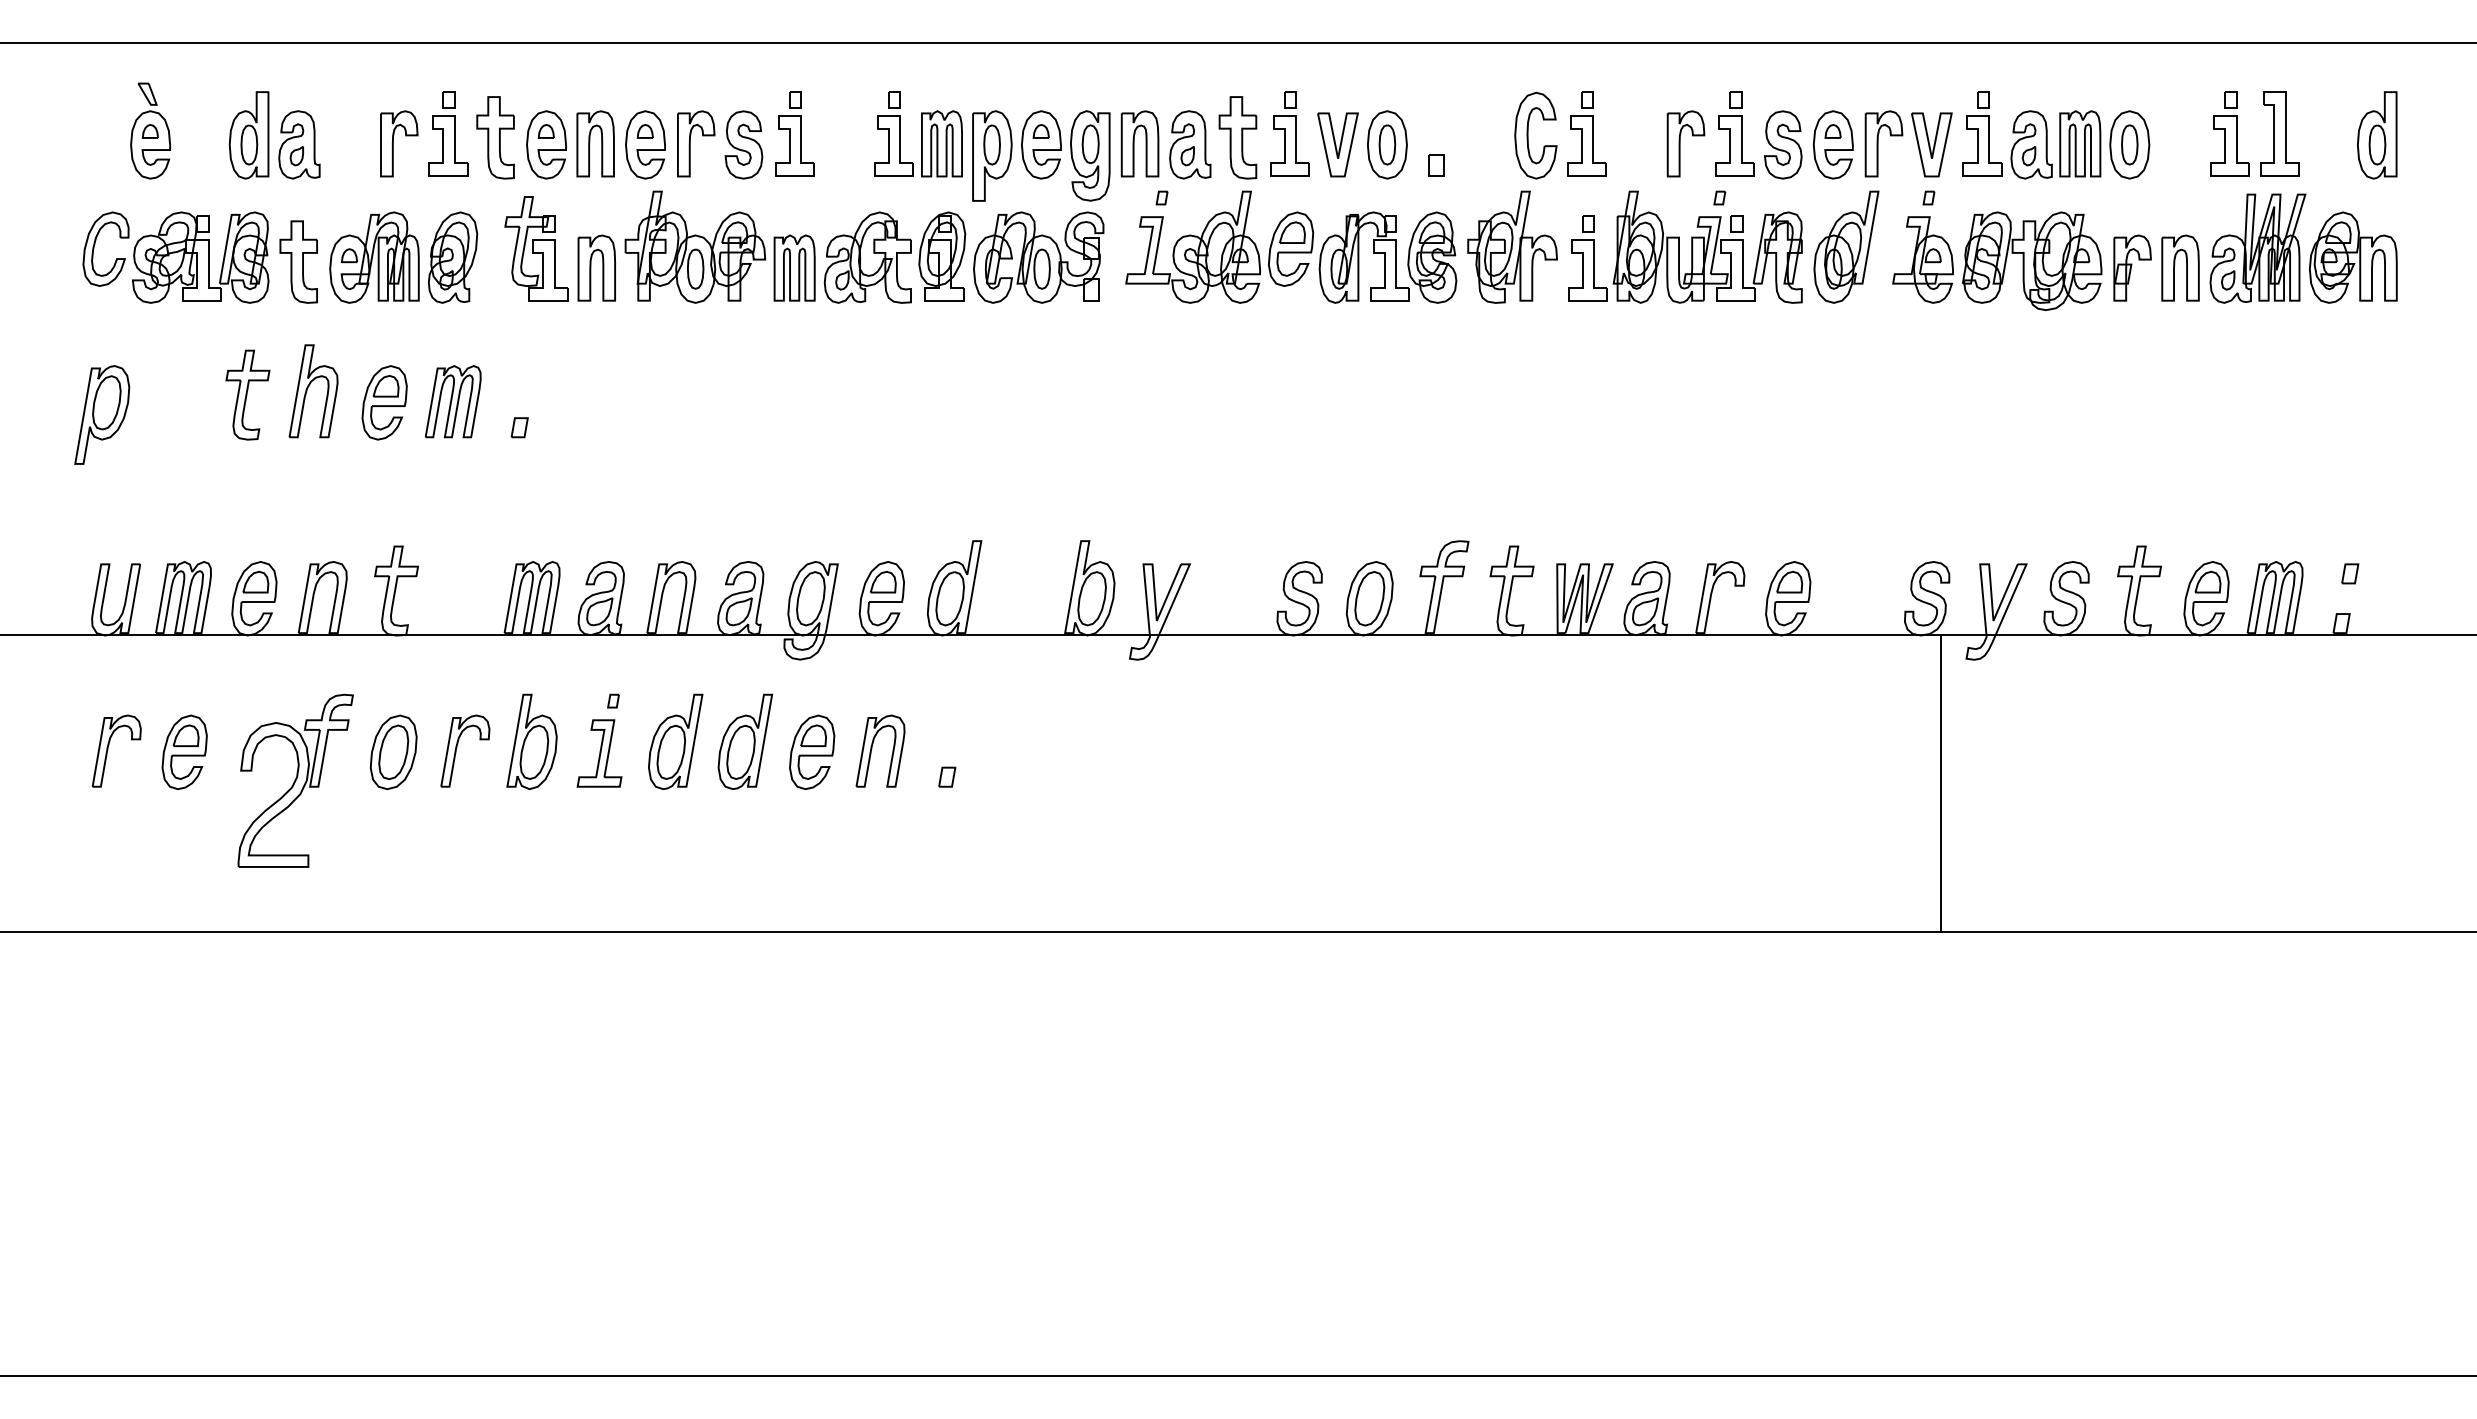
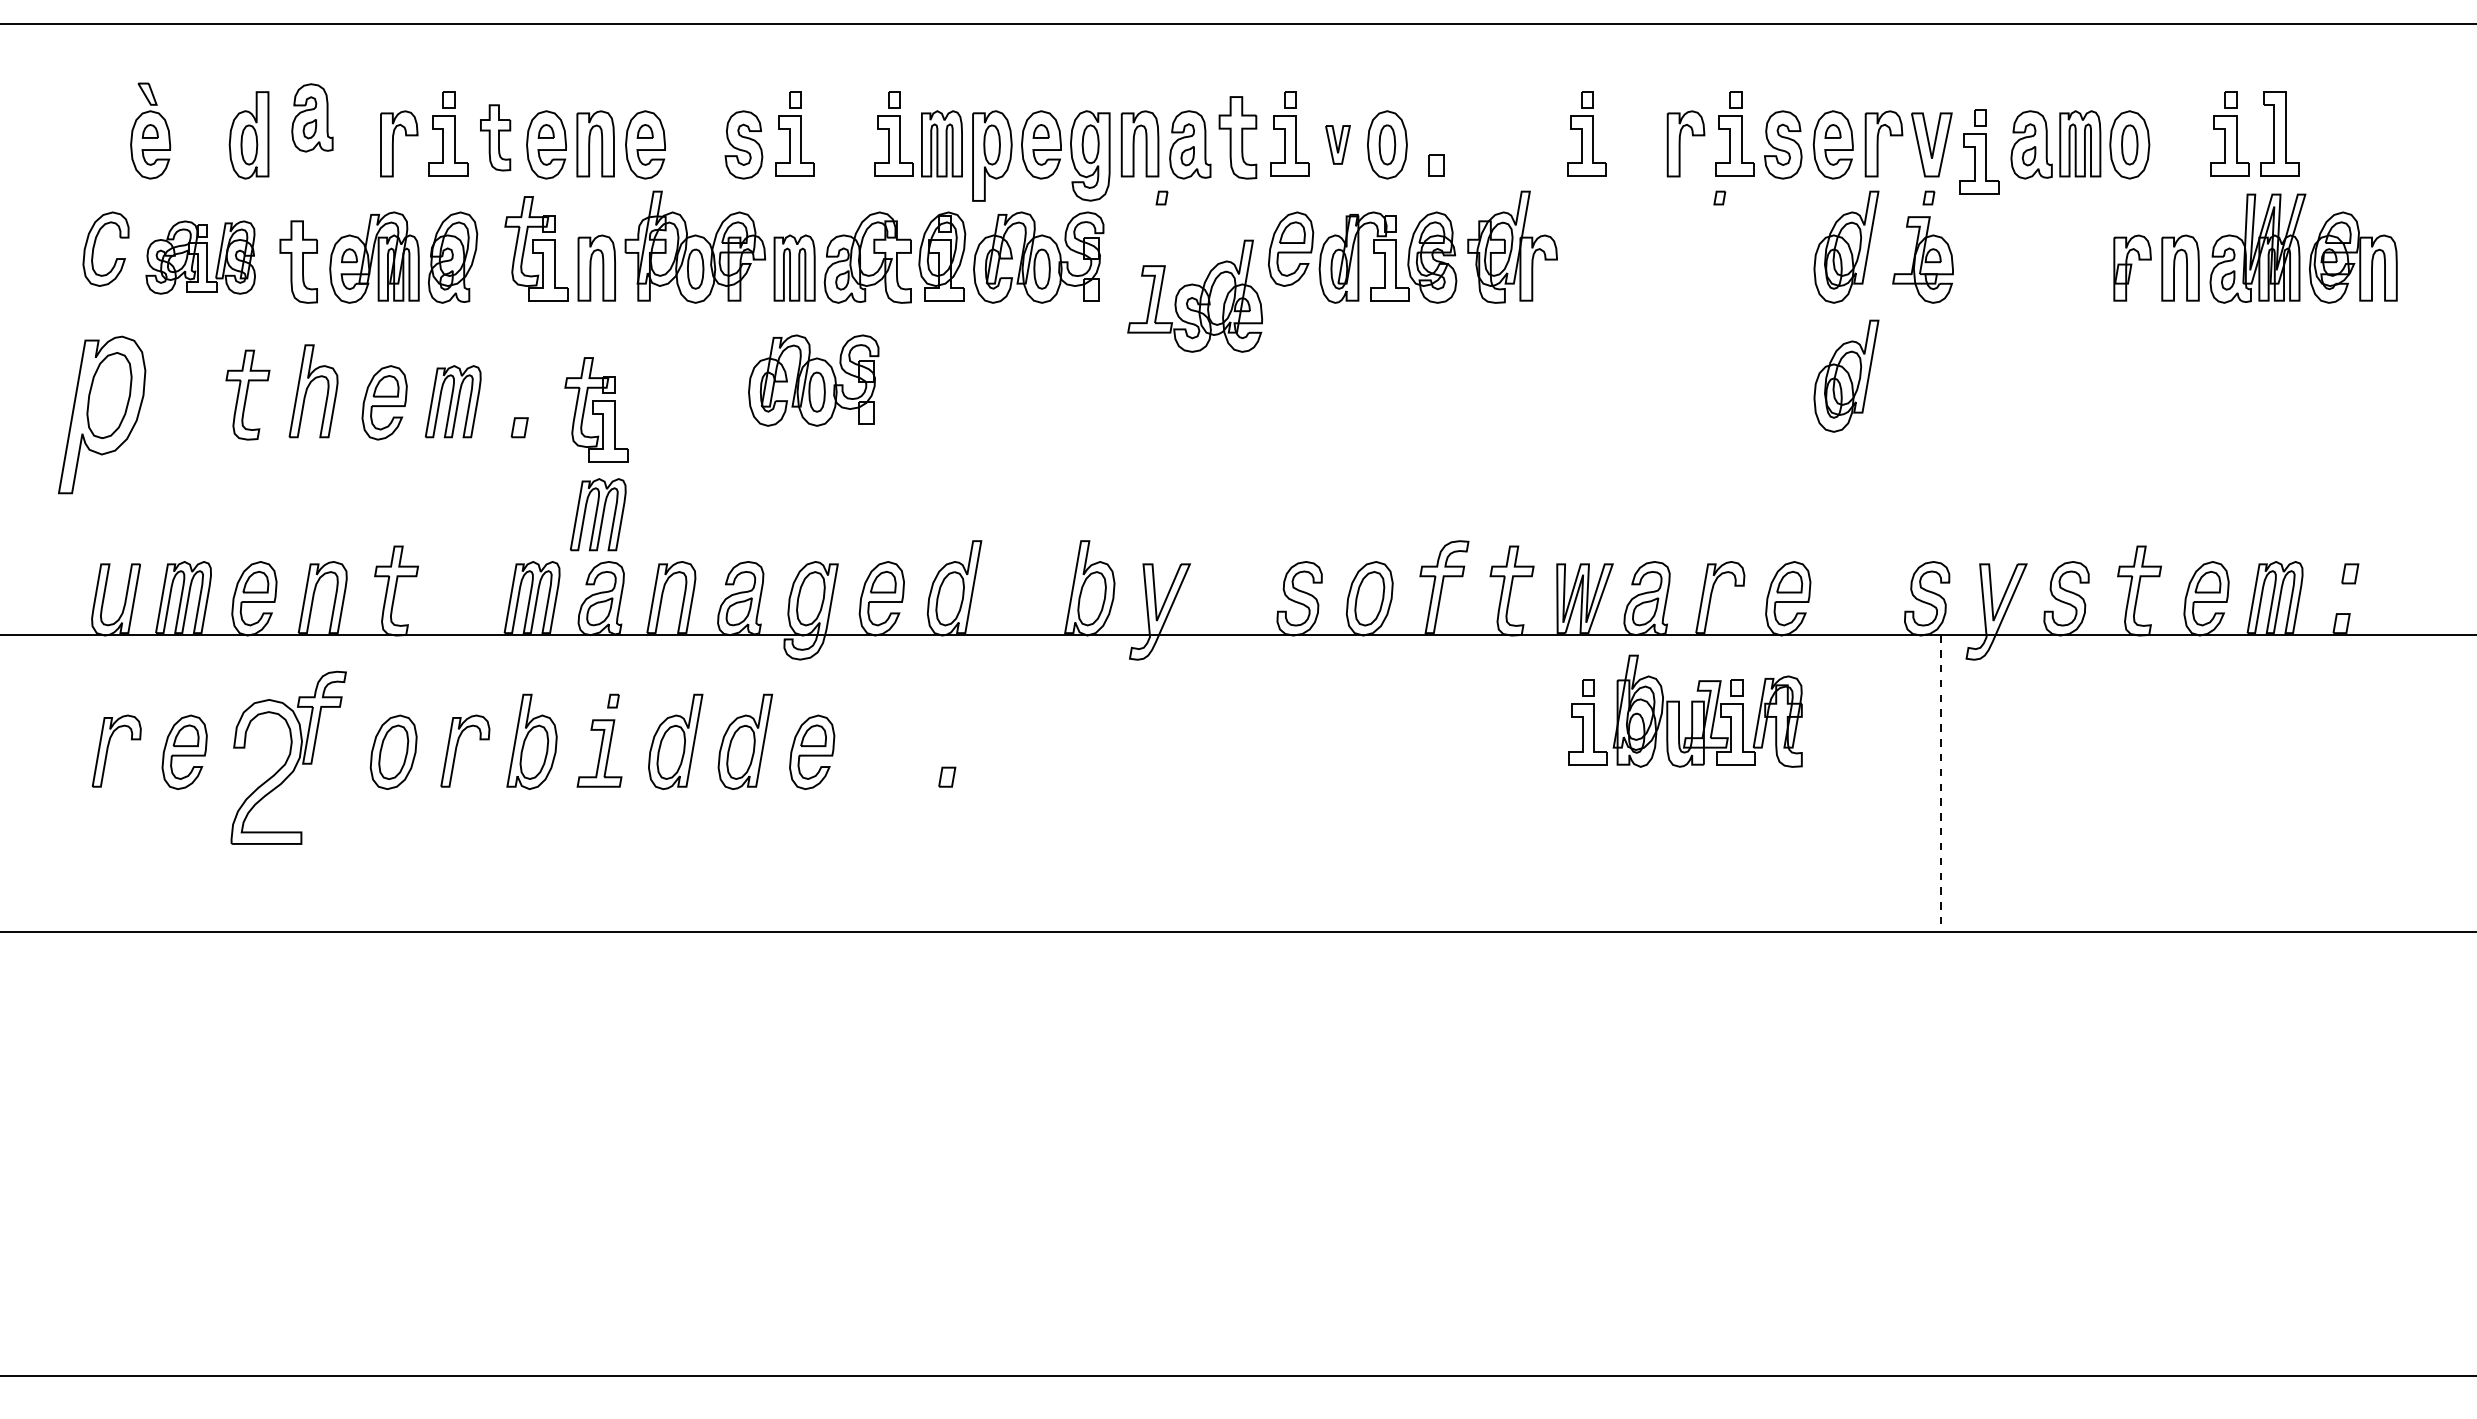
line position: (1237, 42) -> (1237, 23) (1237, 23)
part position: (1982, 133) -> (1979, 151) (1979, 151)
part: present -> none (1528, 135)
part: present -> none (2377, 135)
part size: 39x84 px -> 32x68 px (495, 137)
part: present -> none (696, 143)
part position: (299, 144) -> (312, 117) (312, 117)
part size: 42x66 px -> 26x40 px (1337, 144)
part position: (1192, 246) -> (1194, 295) (1194, 295)
part position: (1685, 246) -> (1685, 710) (1685, 710)
part size: 138x93 px -> 111x75 px (200, 257)
part: present -> none (2032, 260)
part: none -> present (1846, 375)
part: none -> present (813, 380)
part: none -> present (596, 409)
part size: 57x100 px -> 89x160 px (102, 414)
part: none -> present (597, 514)
part: present -> none (872, 749)
part position: (295, 780) -> (288, 757) (288, 757)
line: solid -> dashed (1941, 784)
